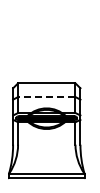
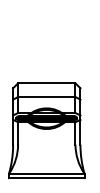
line: dashed -> solid (46, 97)
